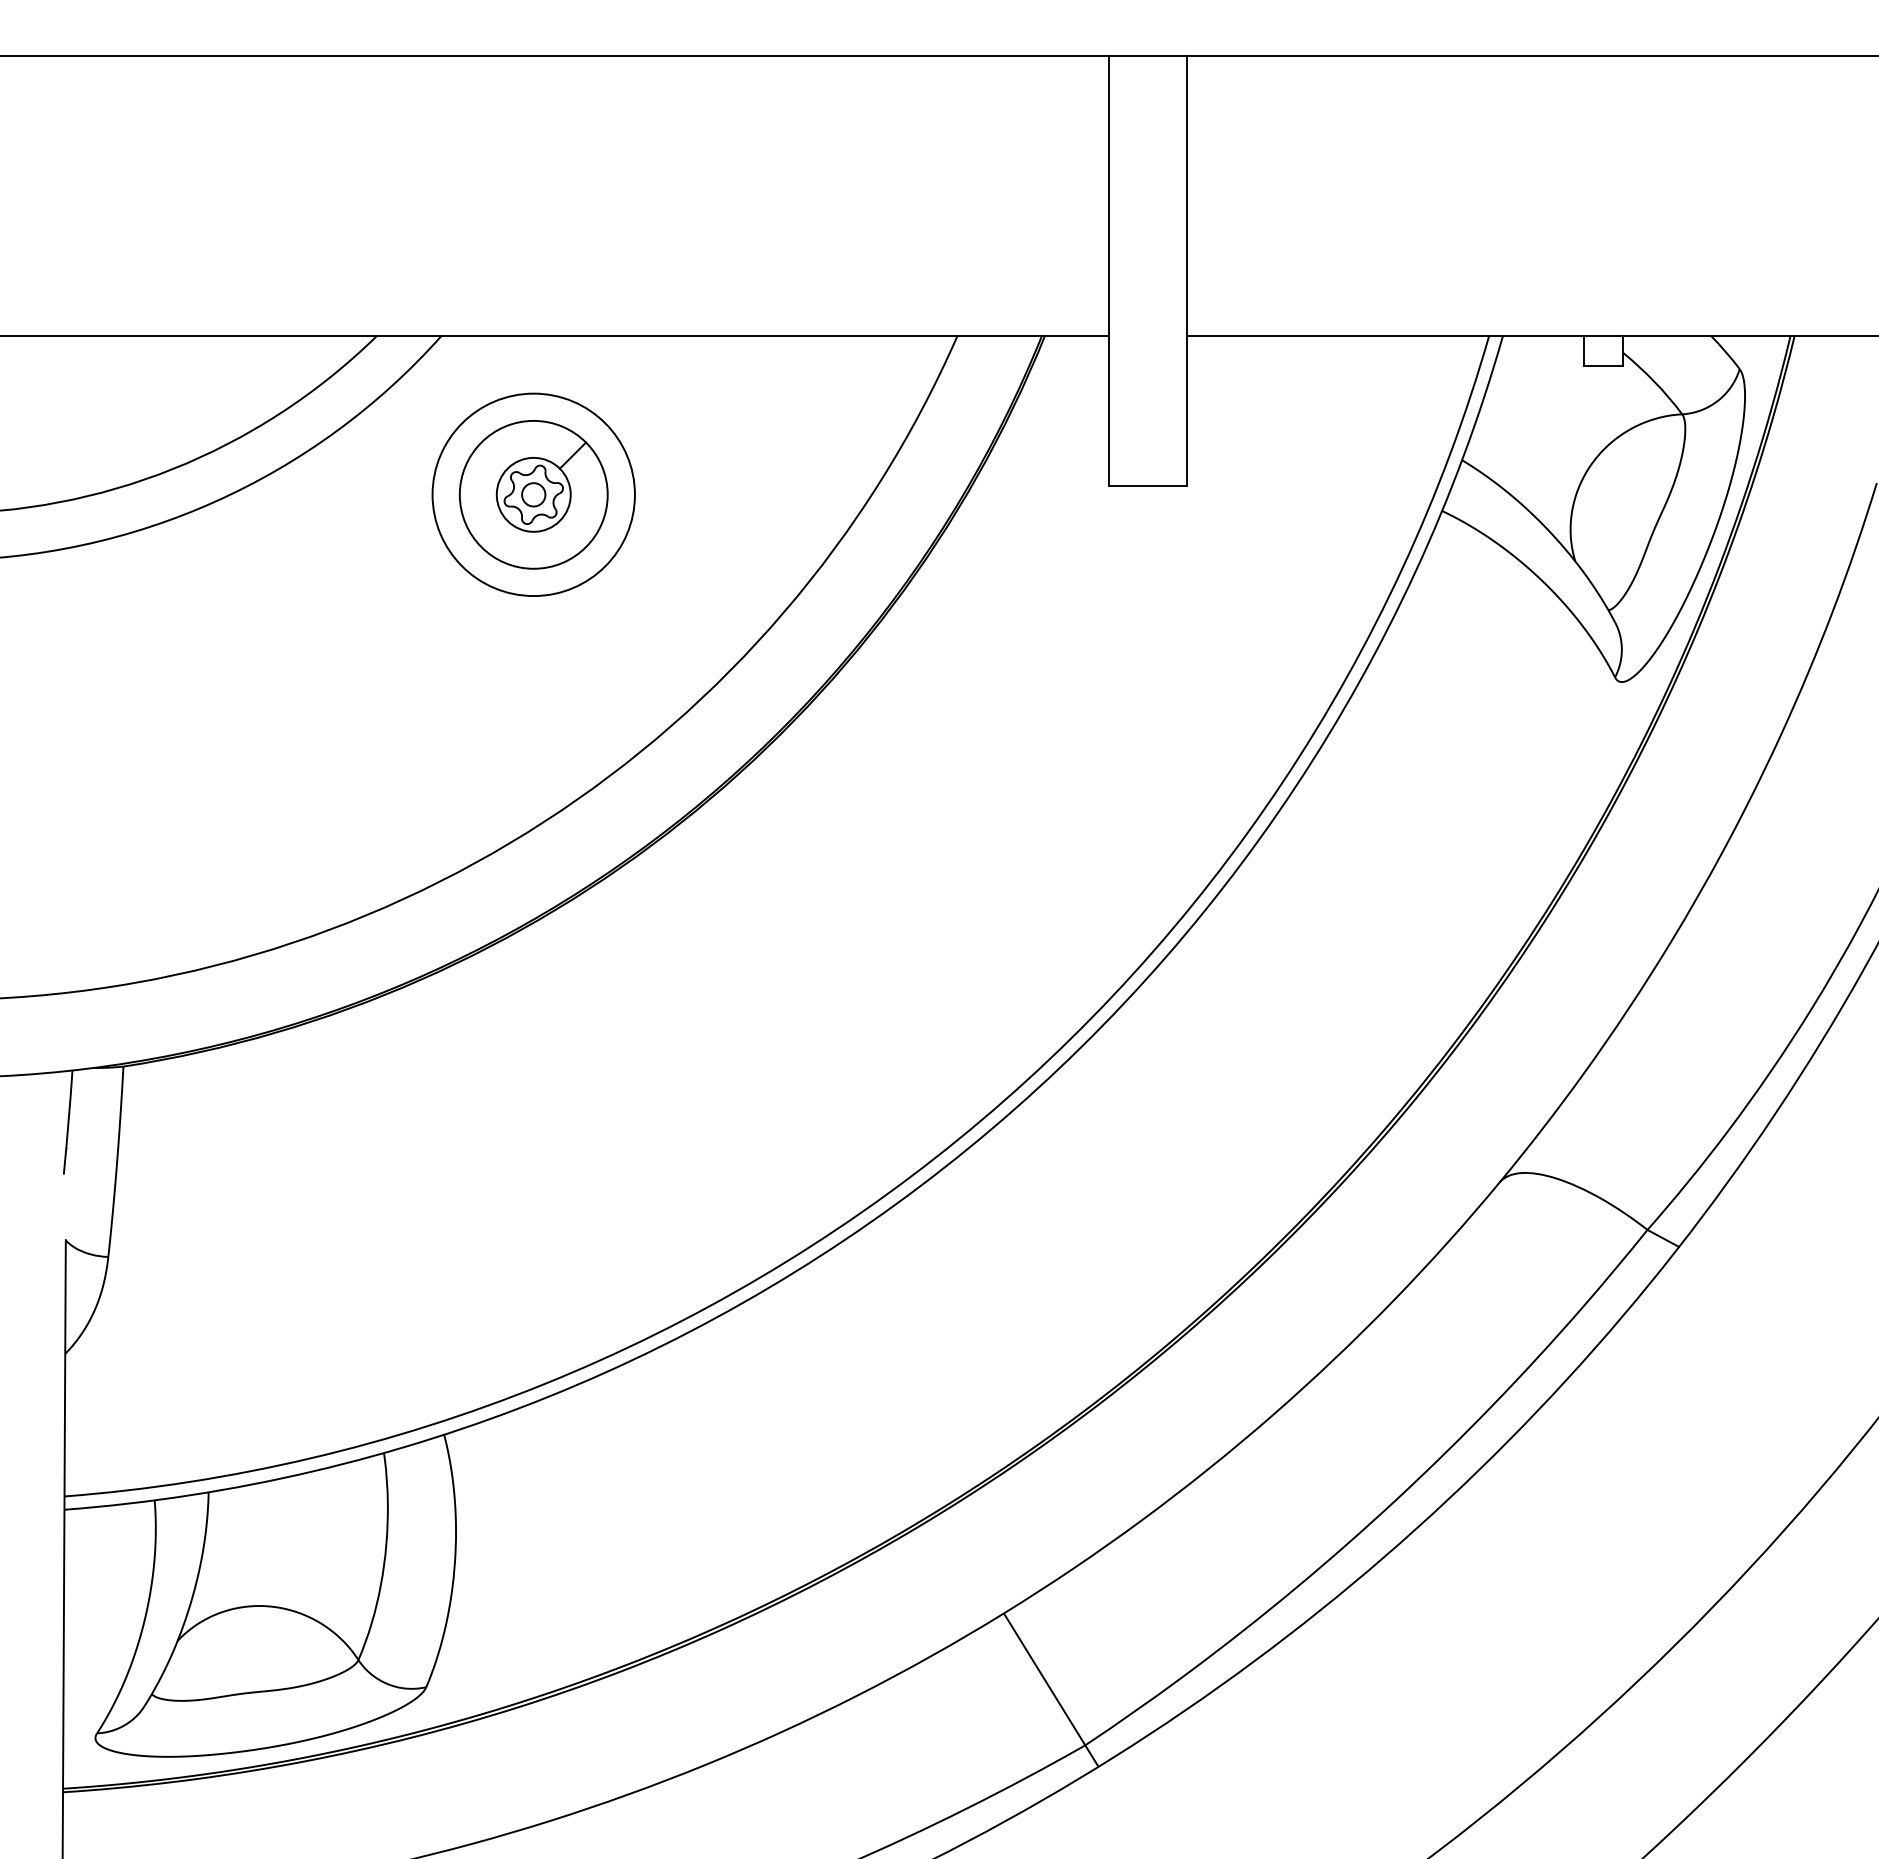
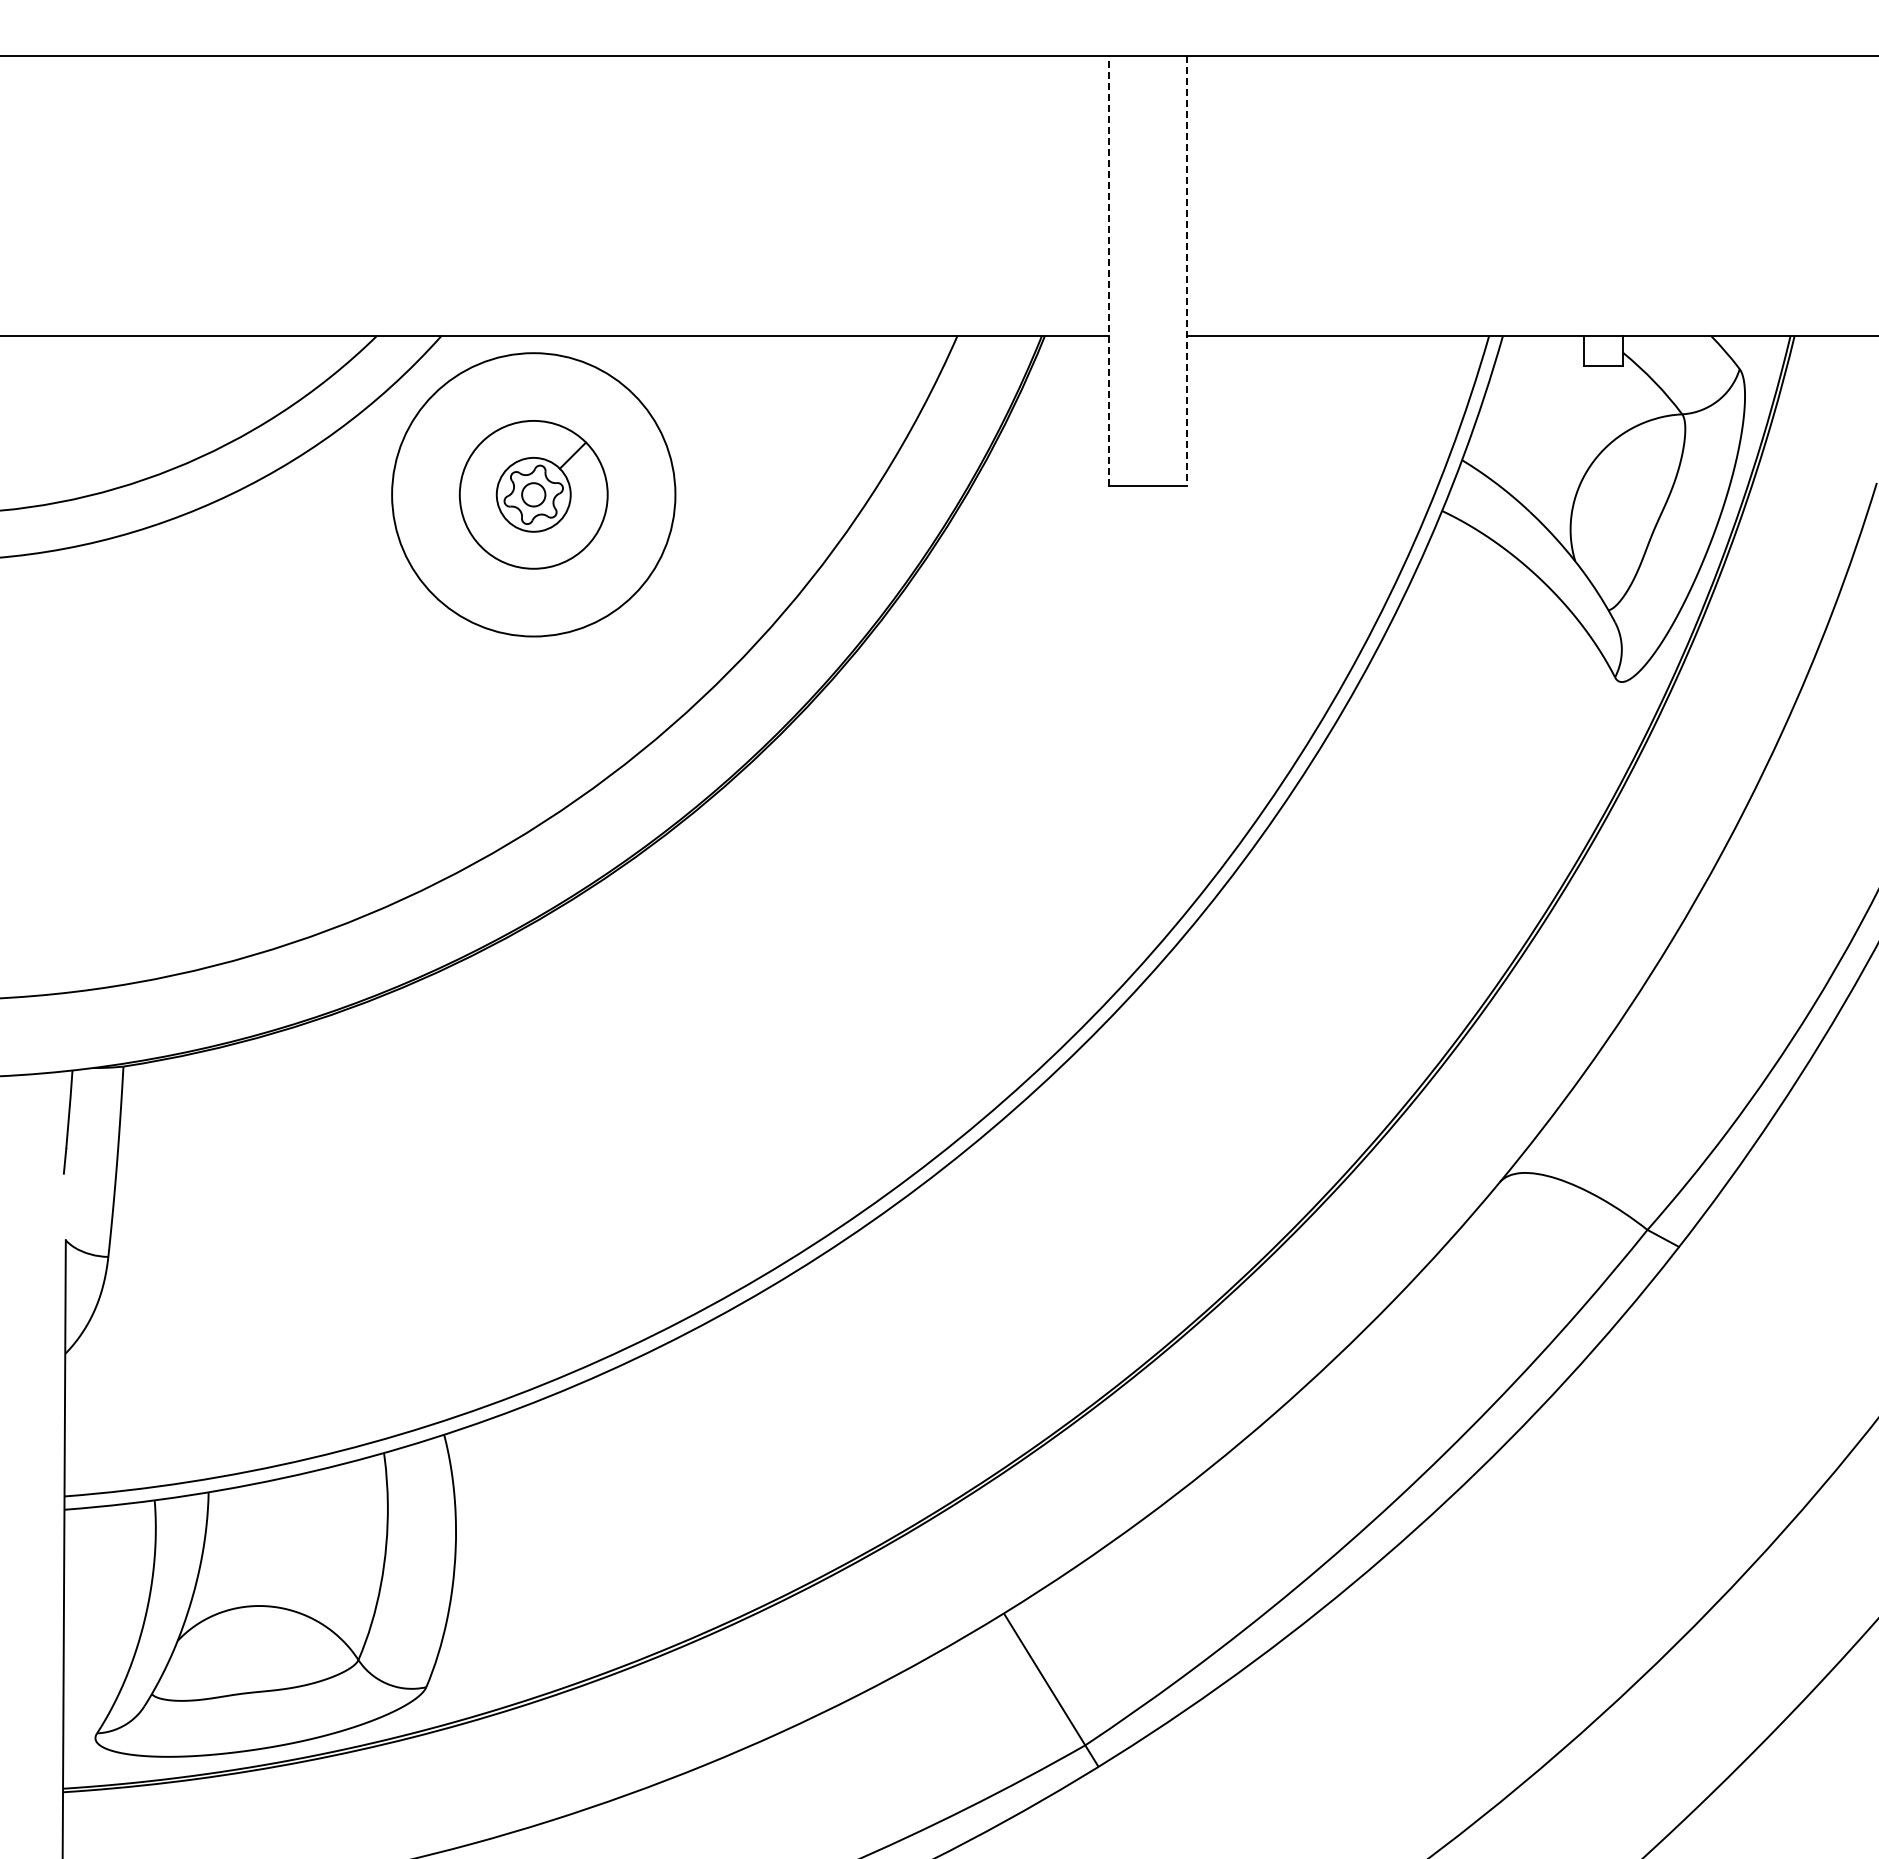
line: solid -> dashed (1109, 270)
line: solid -> dashed (1187, 271)
circle diameter: 202 px -> 283 px (533, 494)
